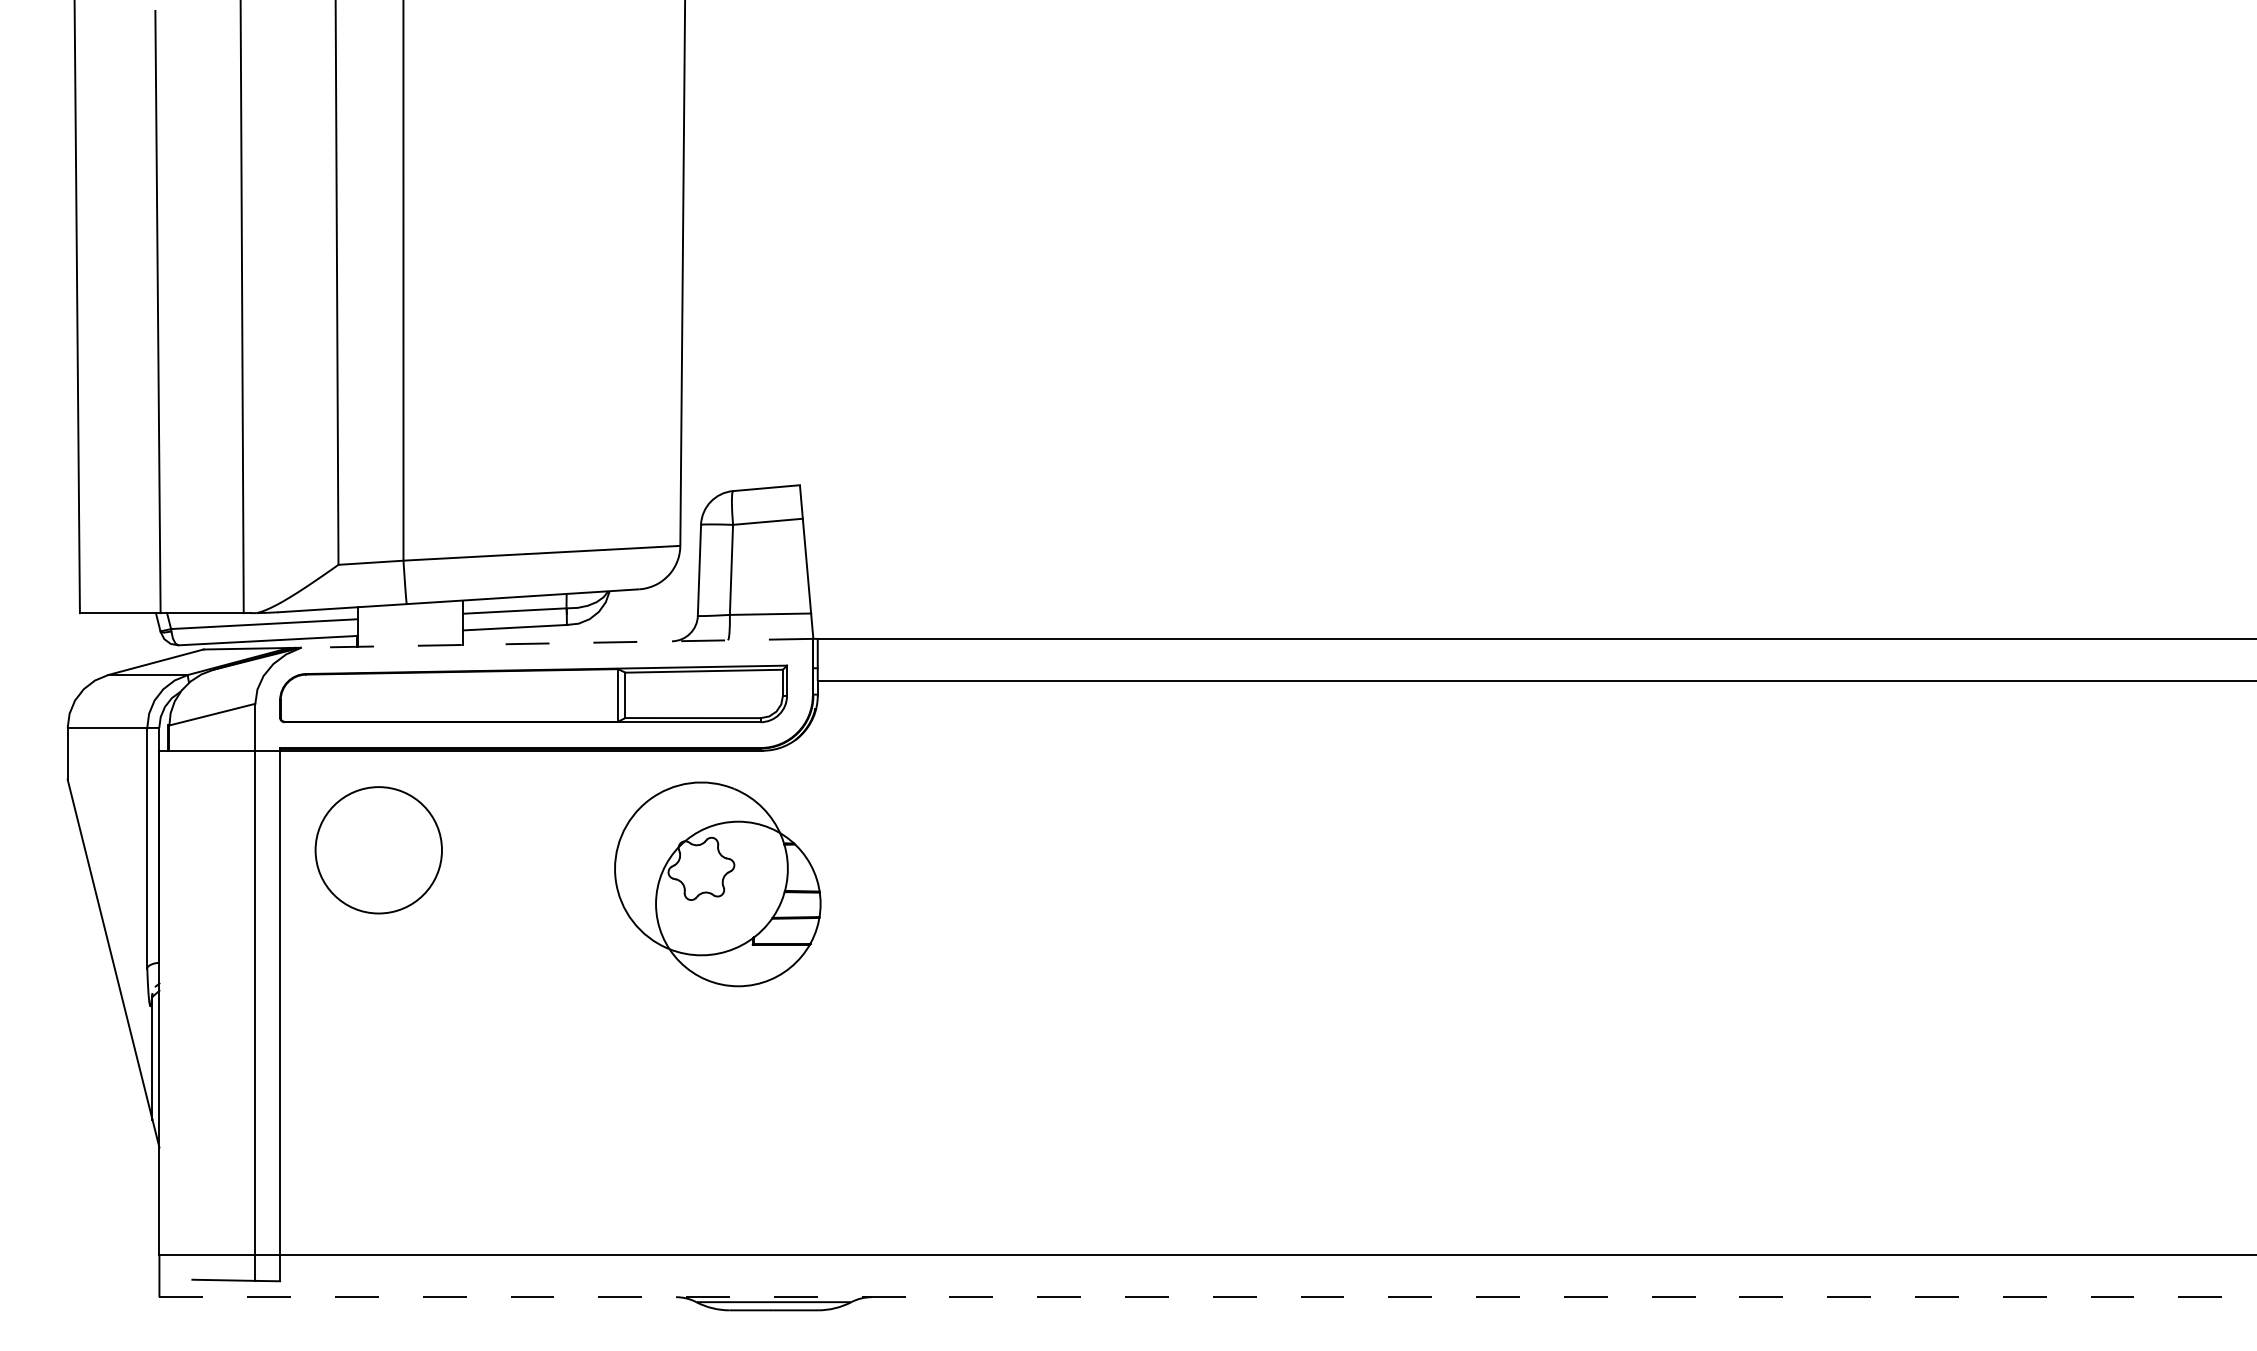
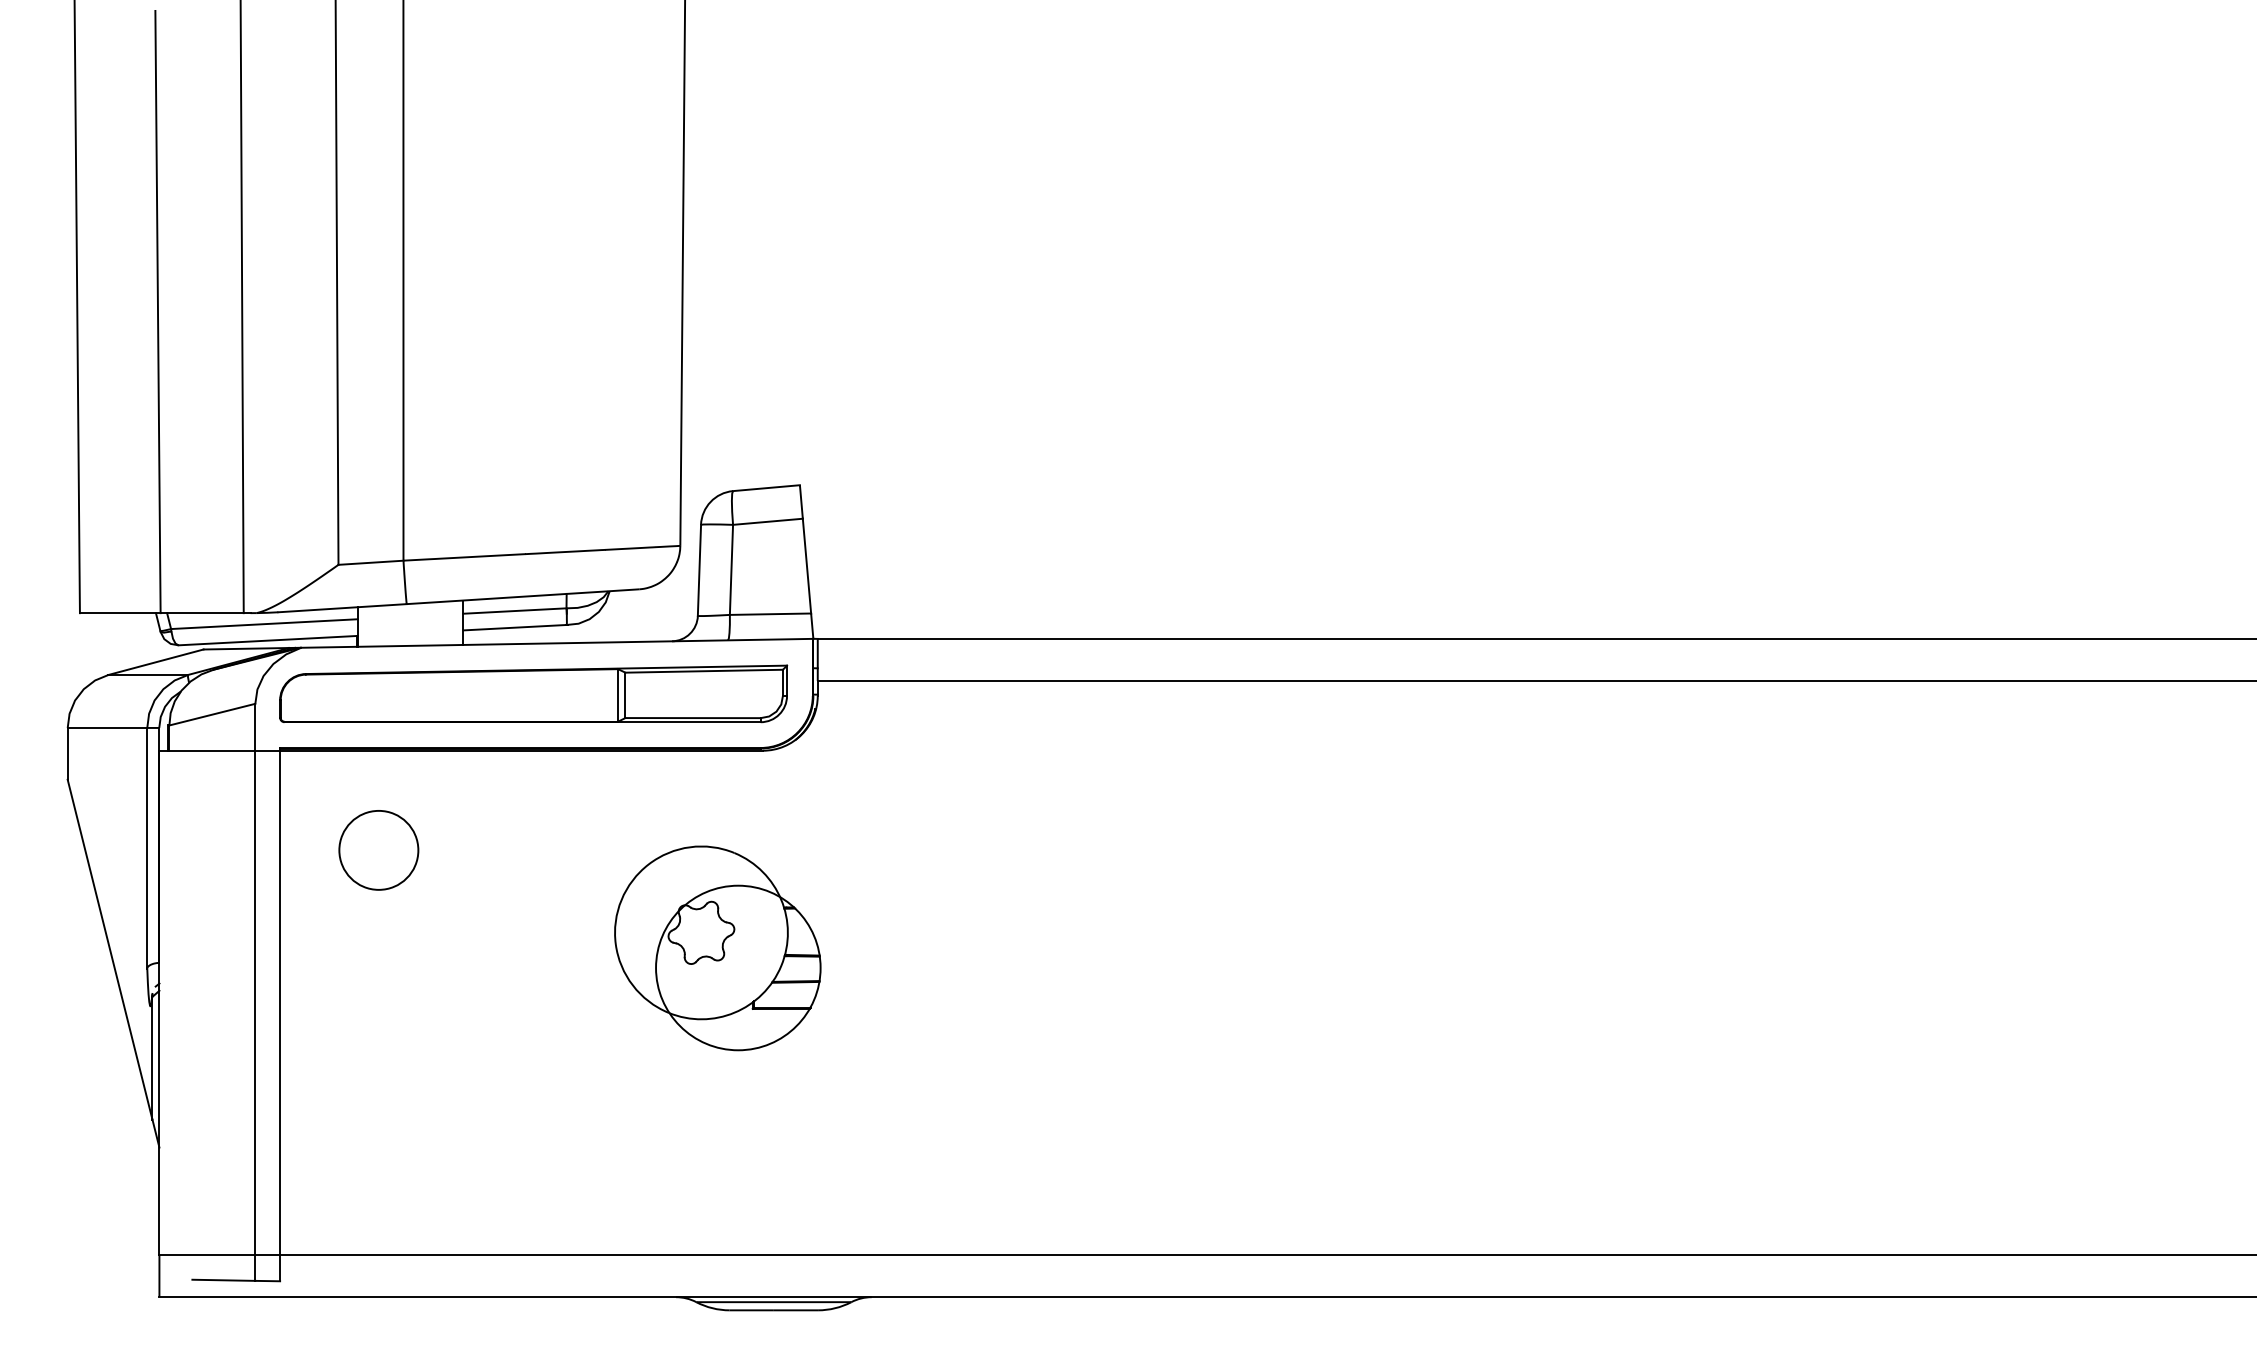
line: dashed -> solid (557, 643)
circle size: 129x129 px -> 82x81 px (378, 850)
part position: (717, 884) -> (717, 948) (717, 948)
line: dashed -> solid (1208, 1297)
